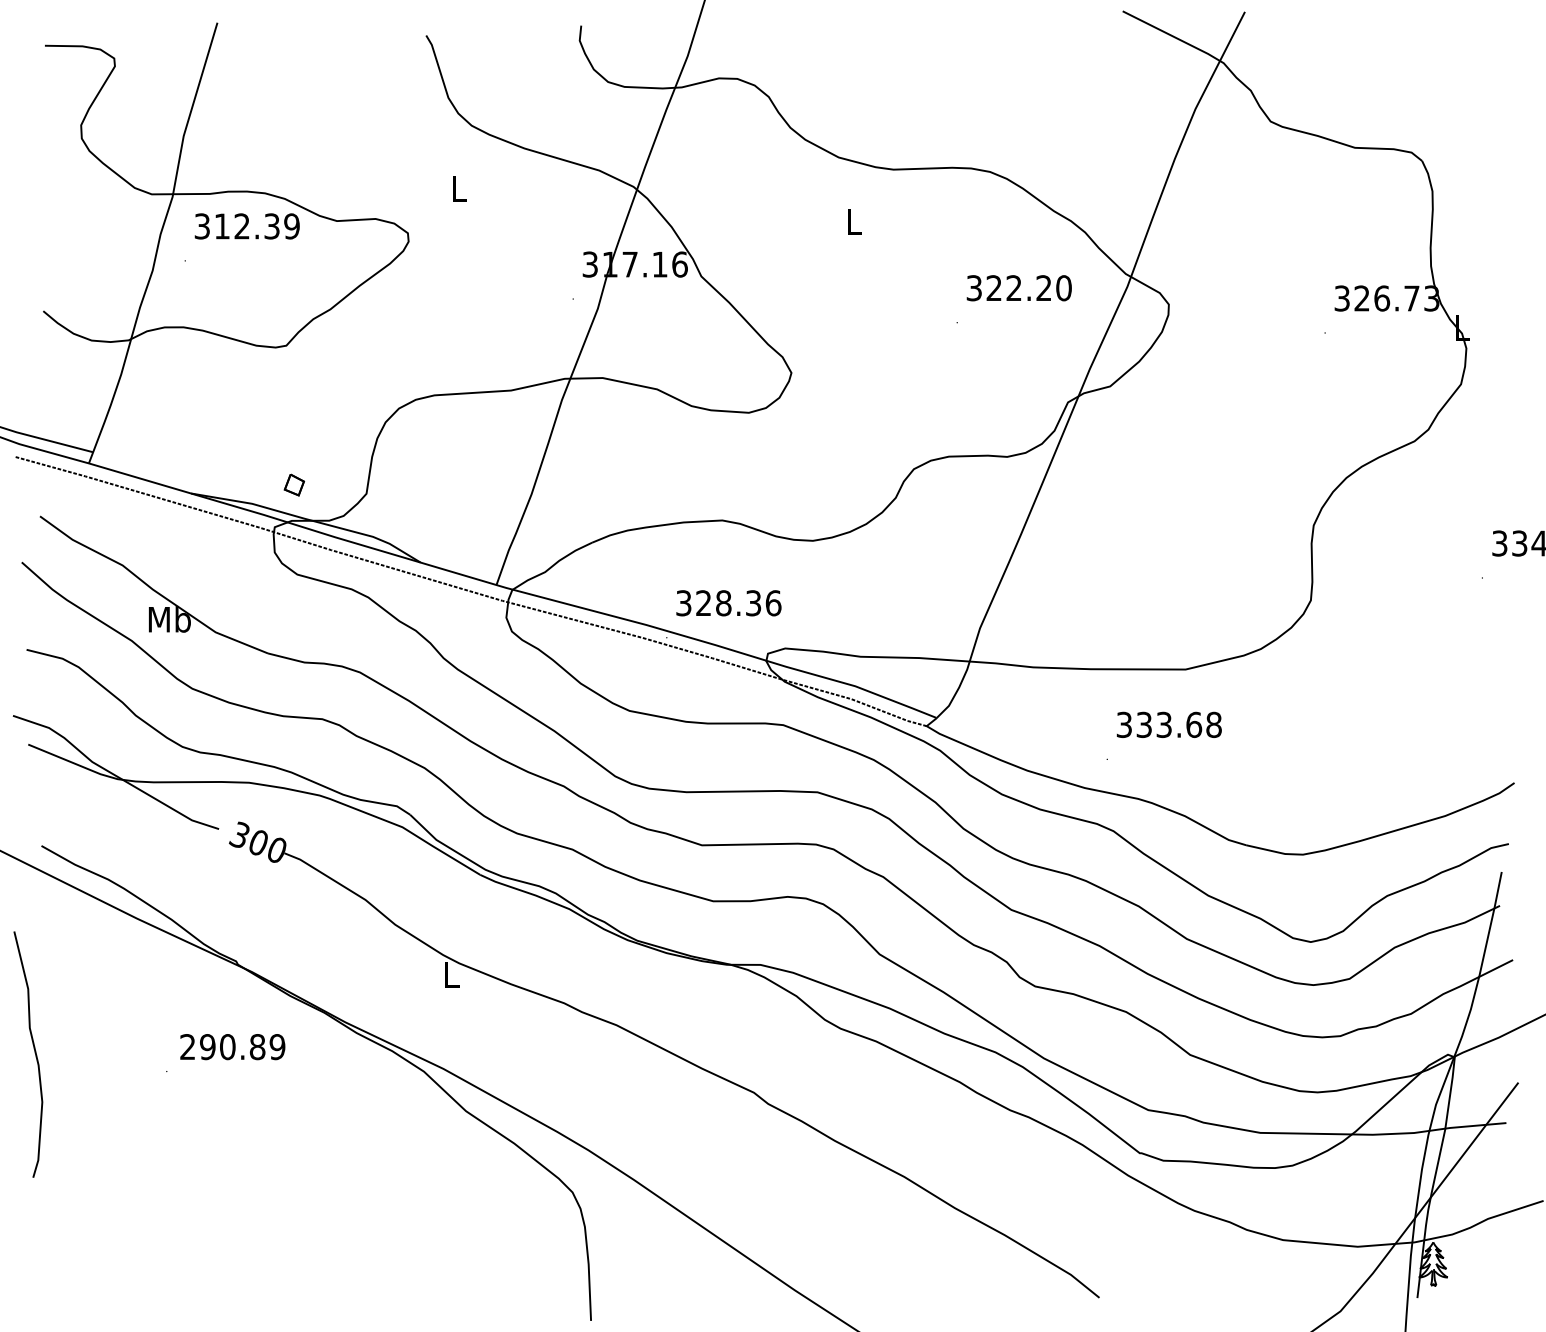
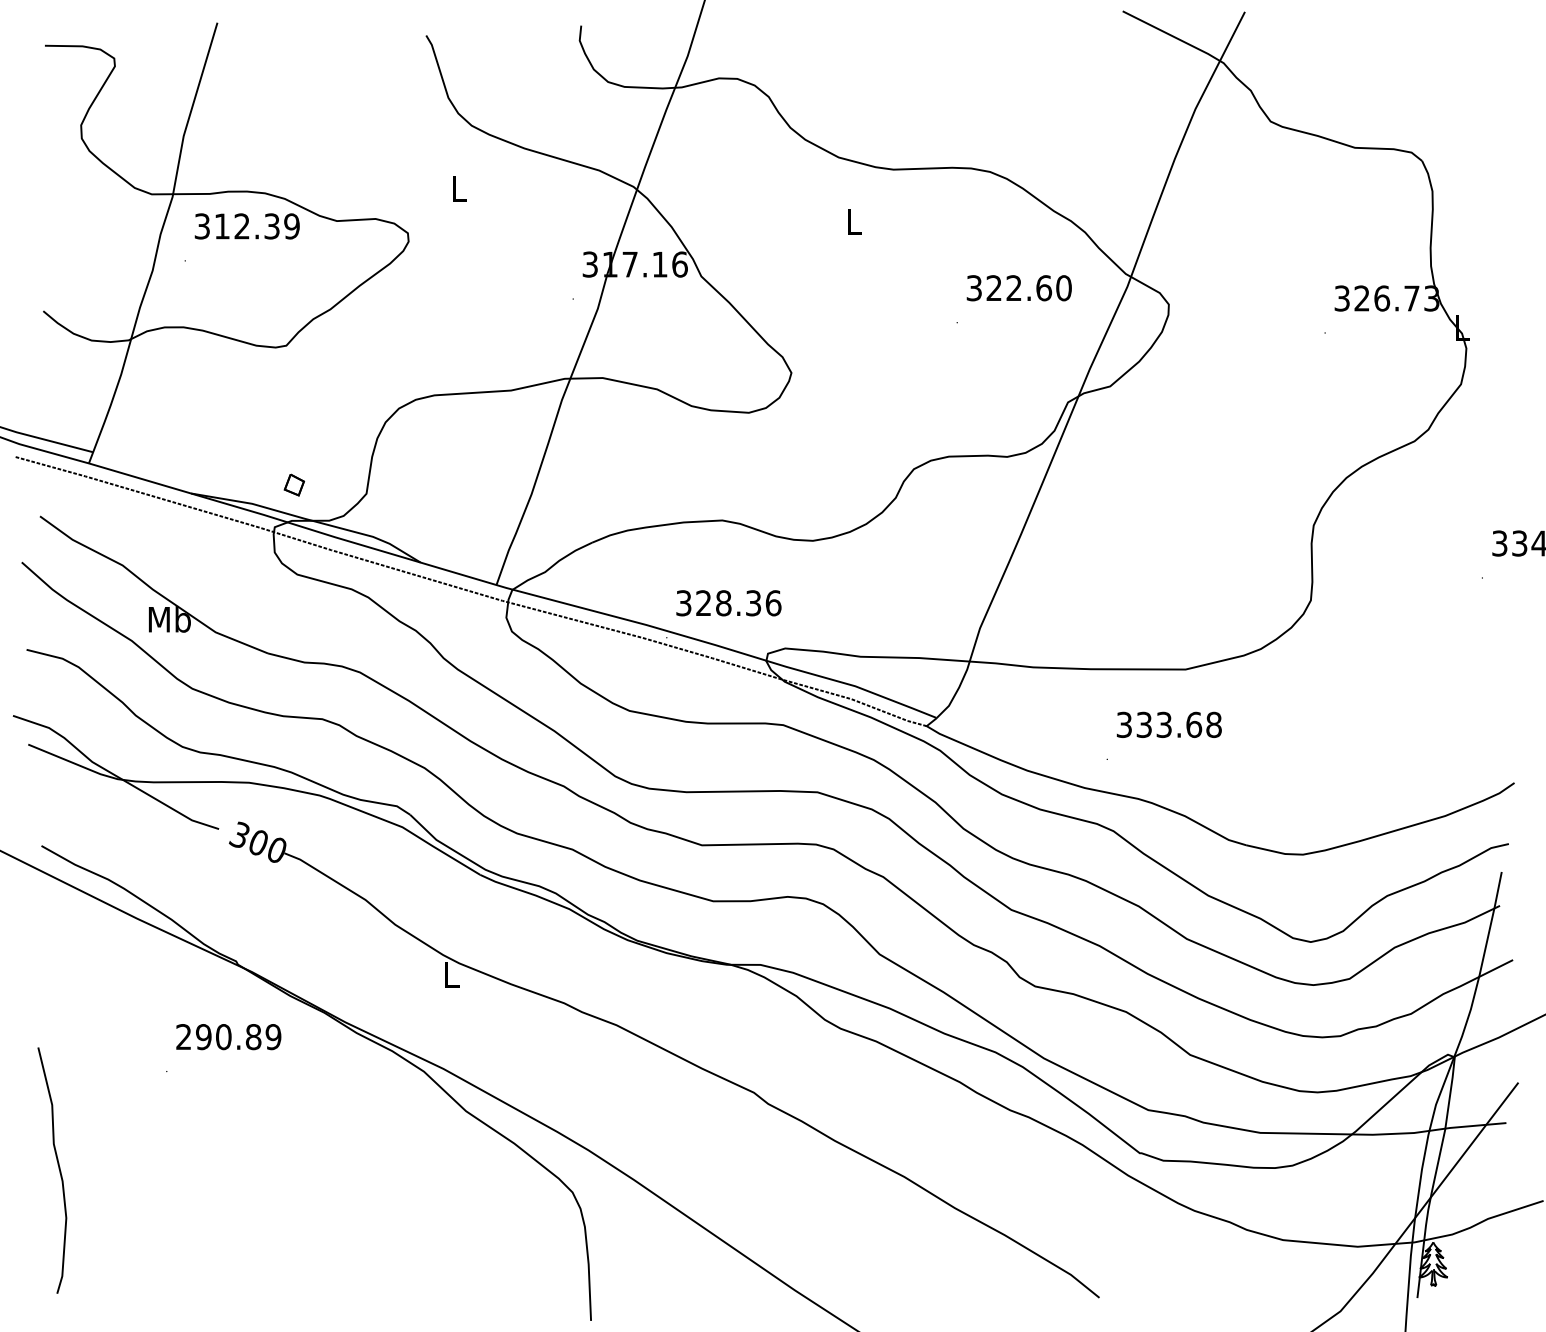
text: 322.20 -> 322.60 (1044, 288)
text position: (232, 1047) -> (228, 1037) (228, 1037)
curve position: (34, 1053) -> (58, 1169) (58, 1169)
